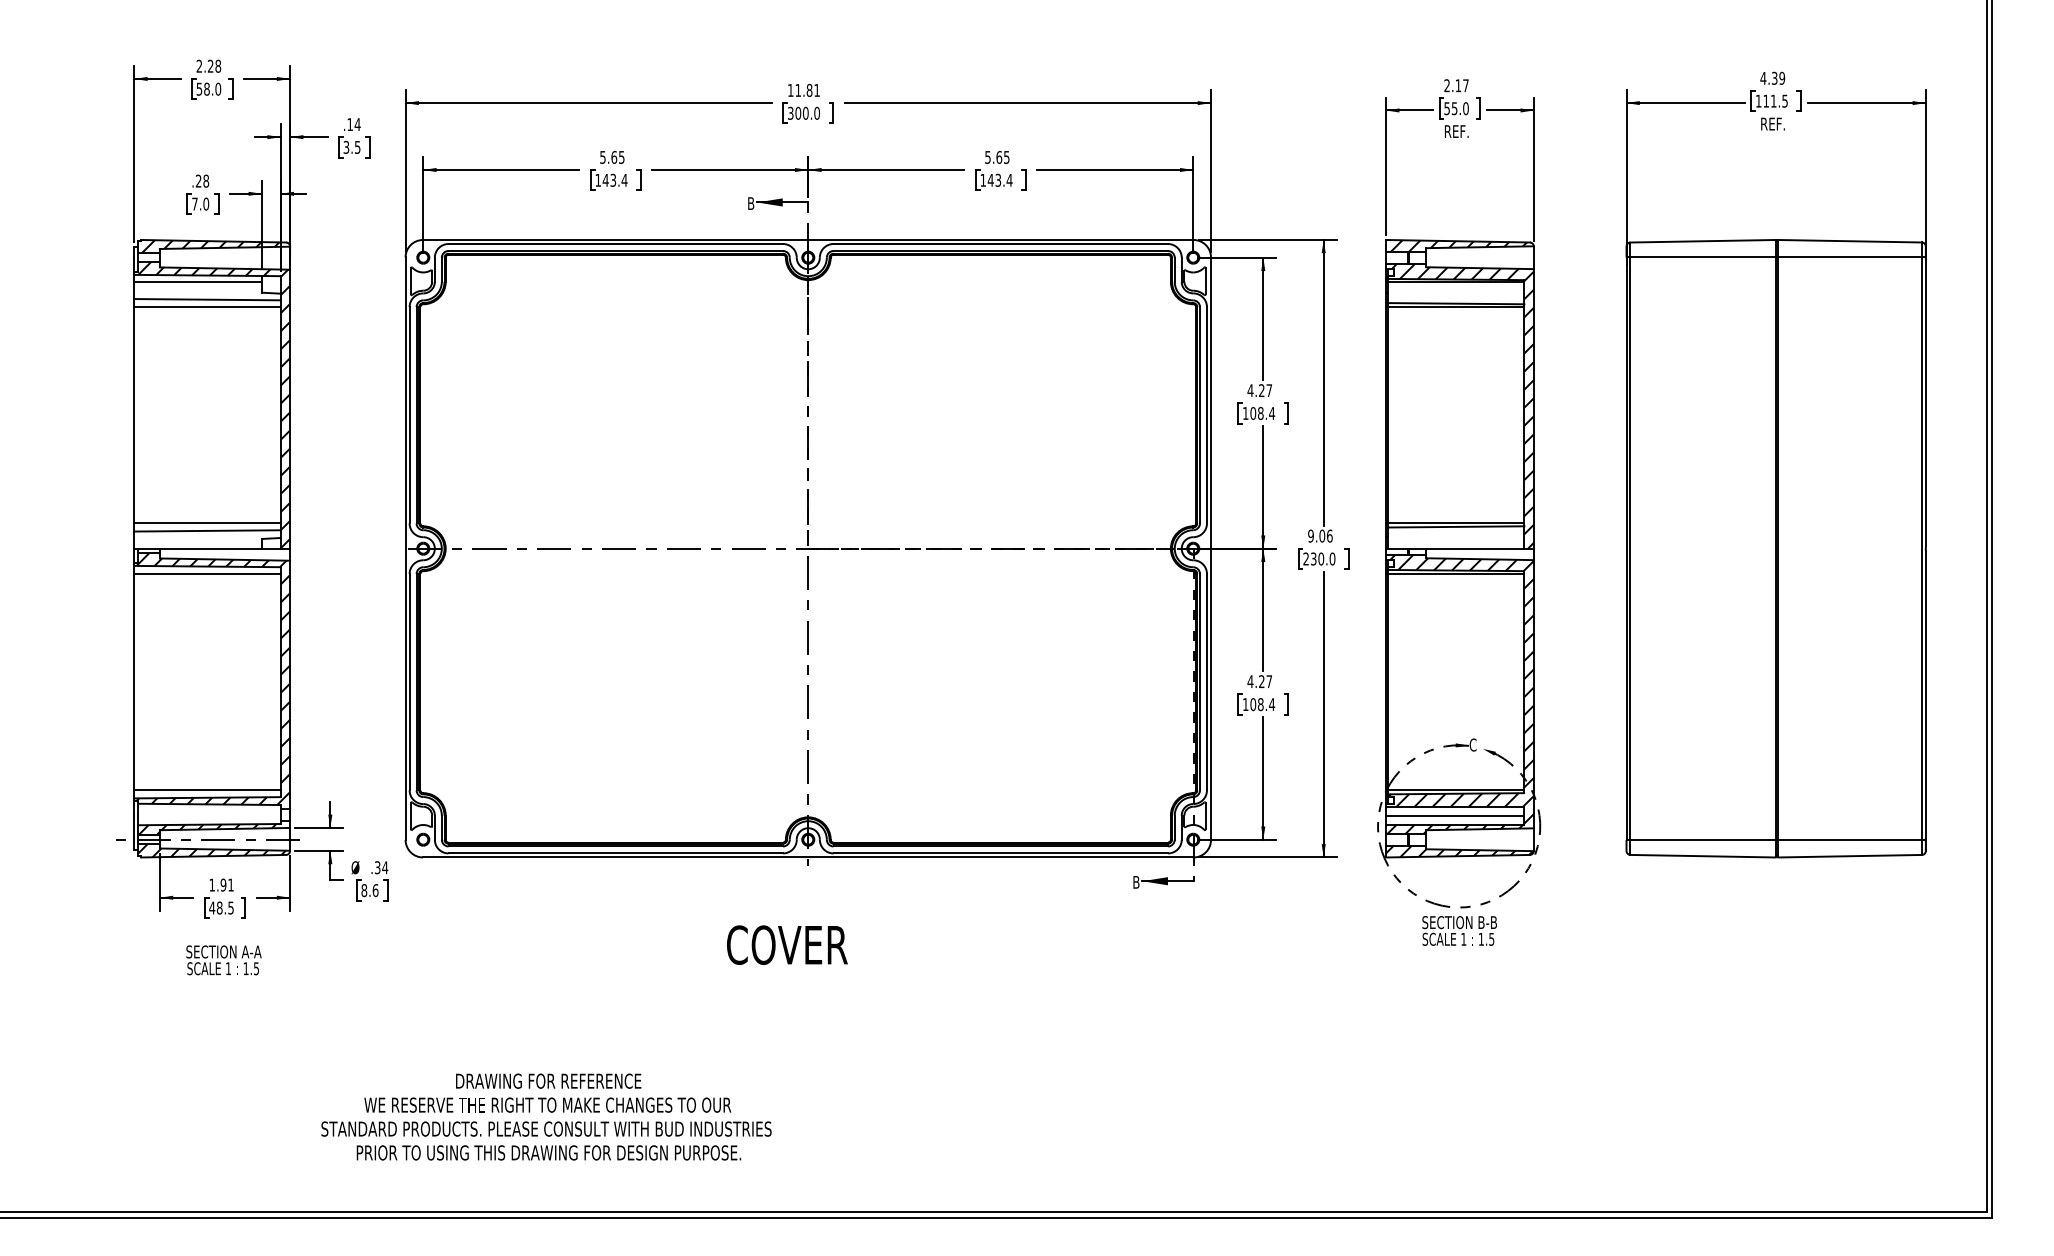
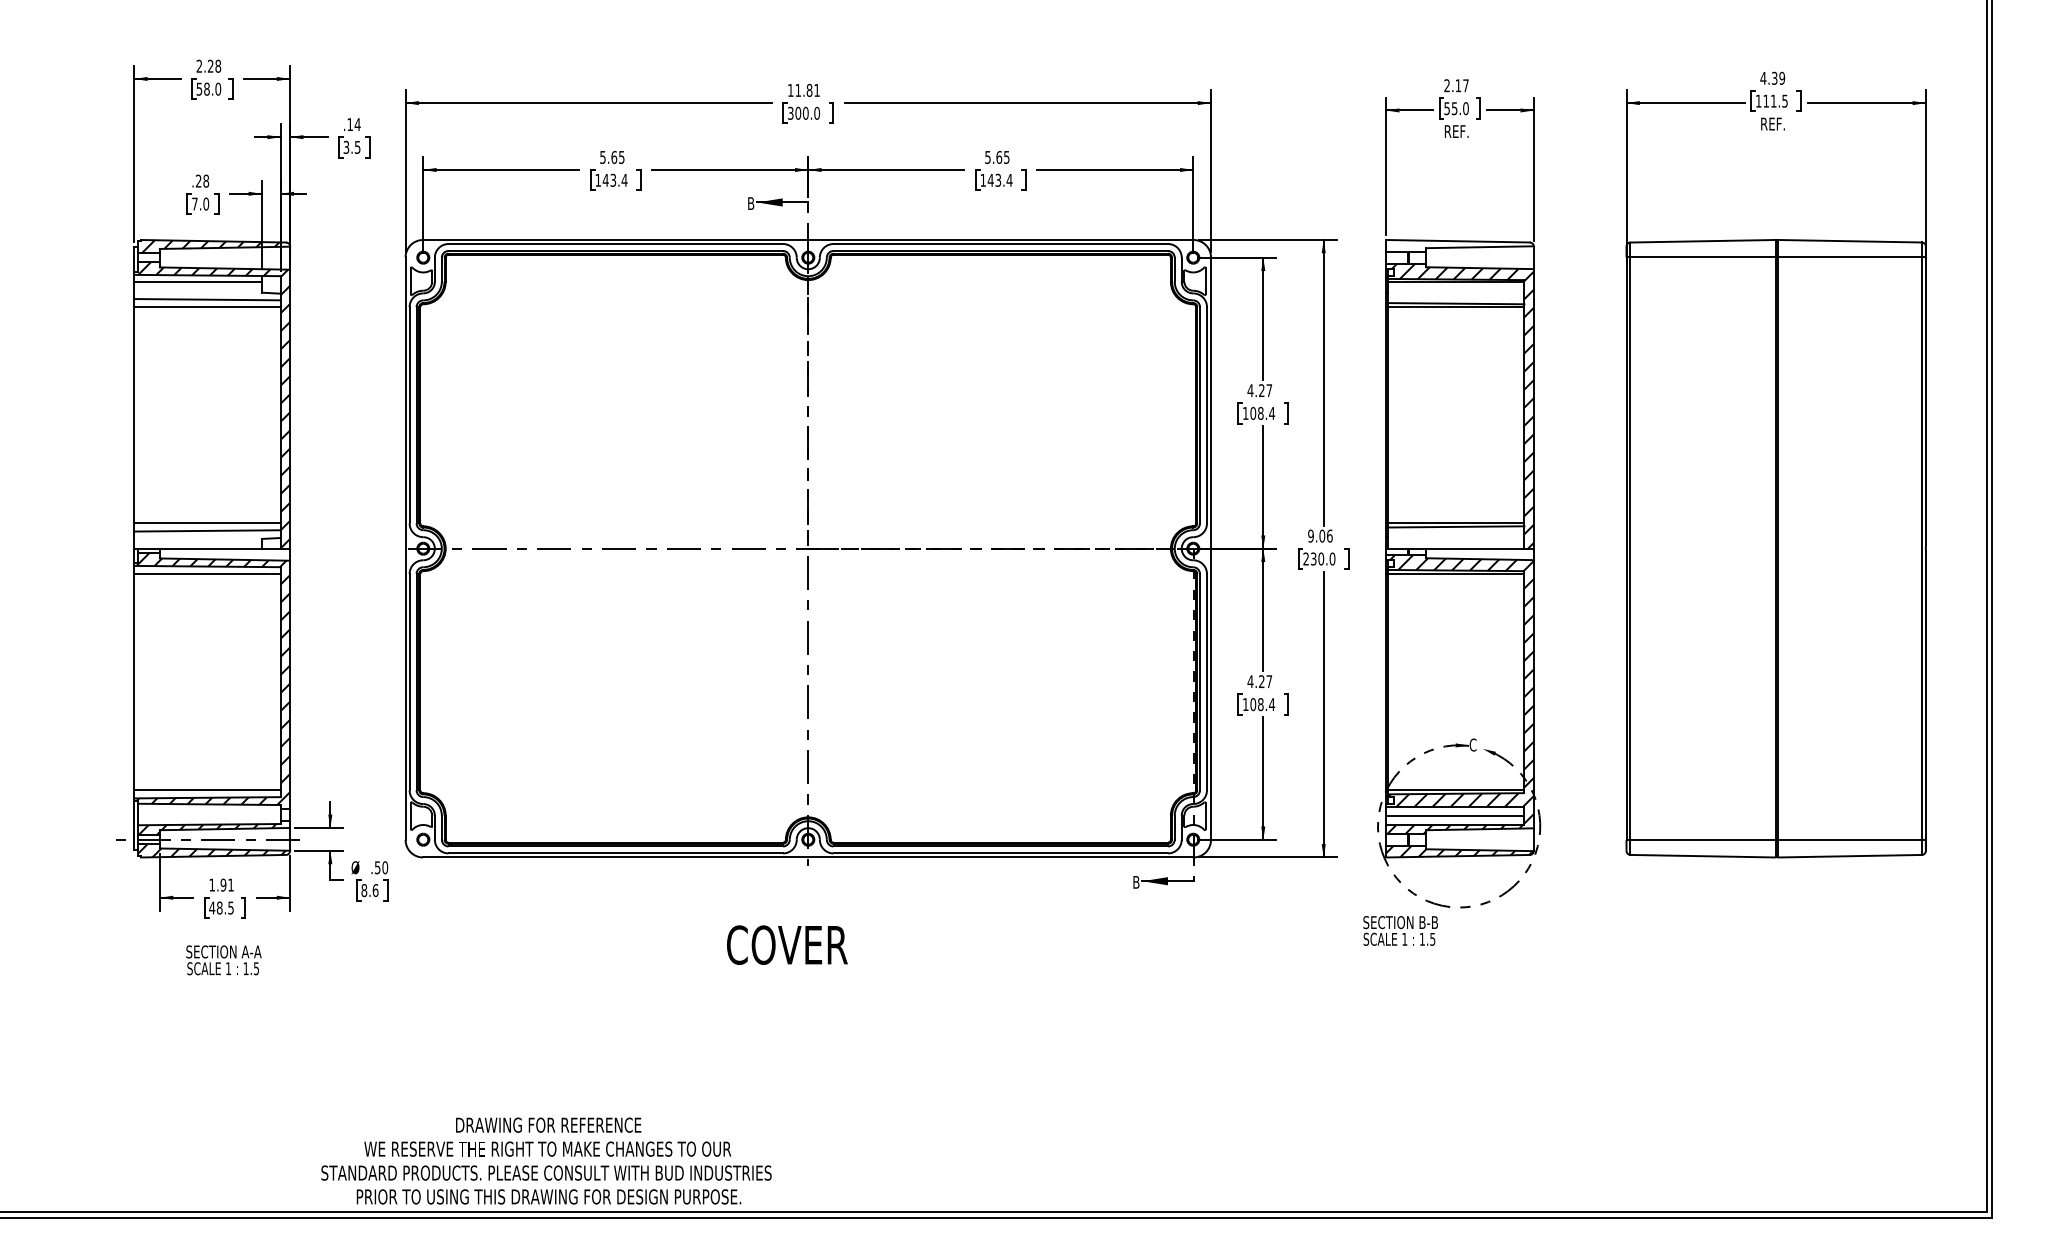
hatch: present -> none (1458, 246)
text: .34 -> .50 (381, 867)
text position: (1459, 930) -> (1400, 930) (1400, 930)
text position: (546, 1116) -> (546, 1160) (546, 1160)
